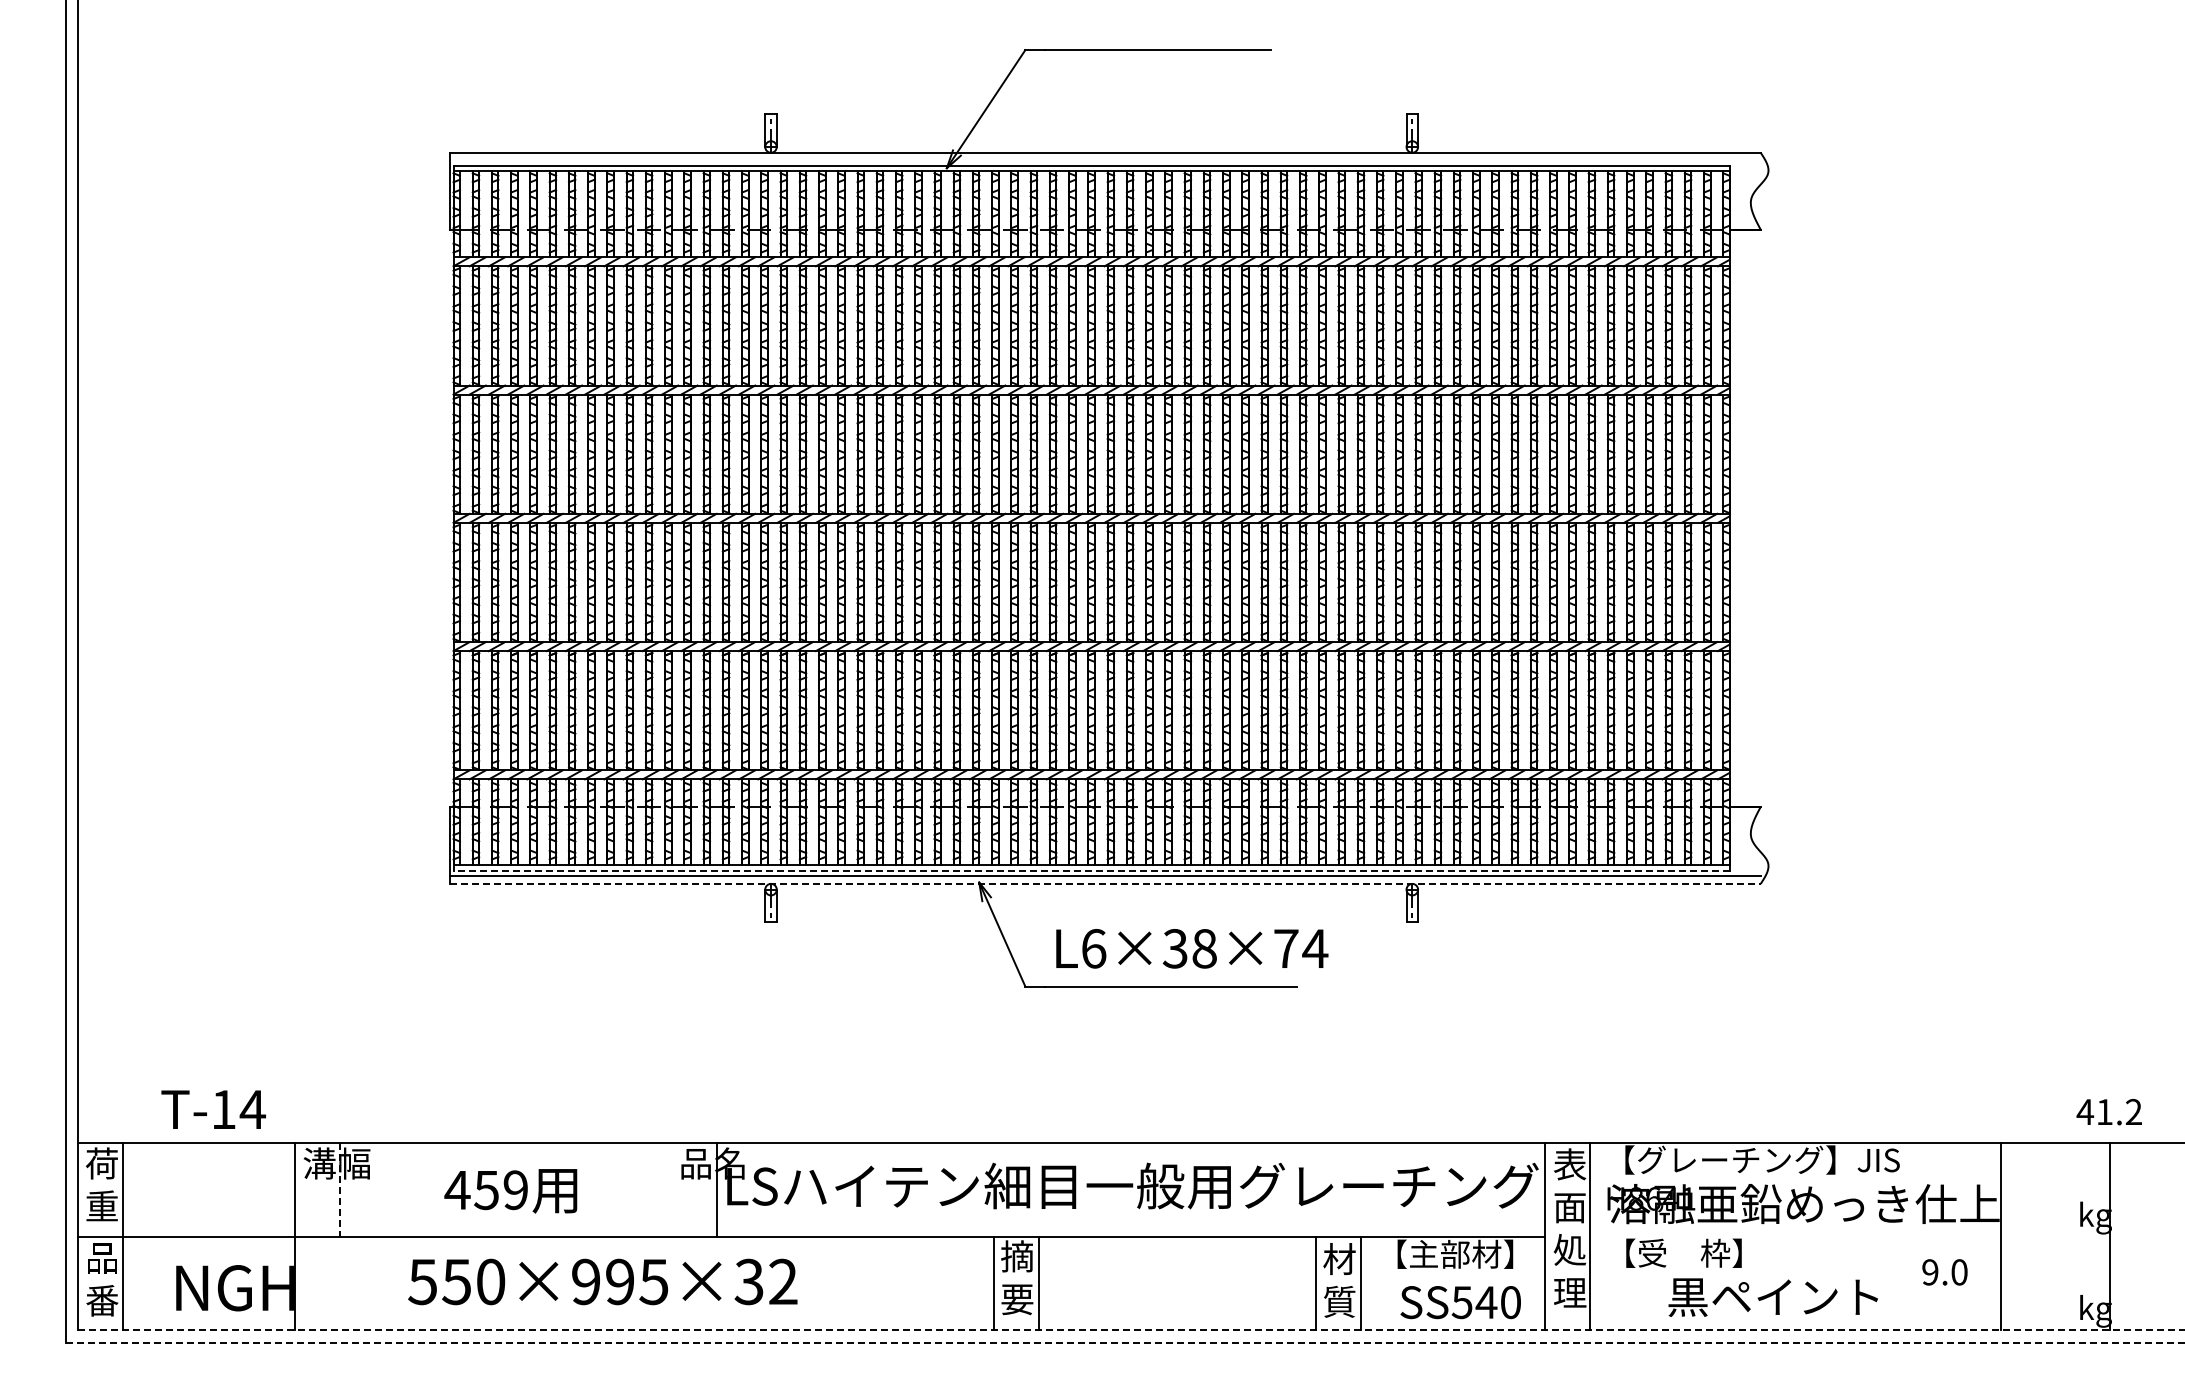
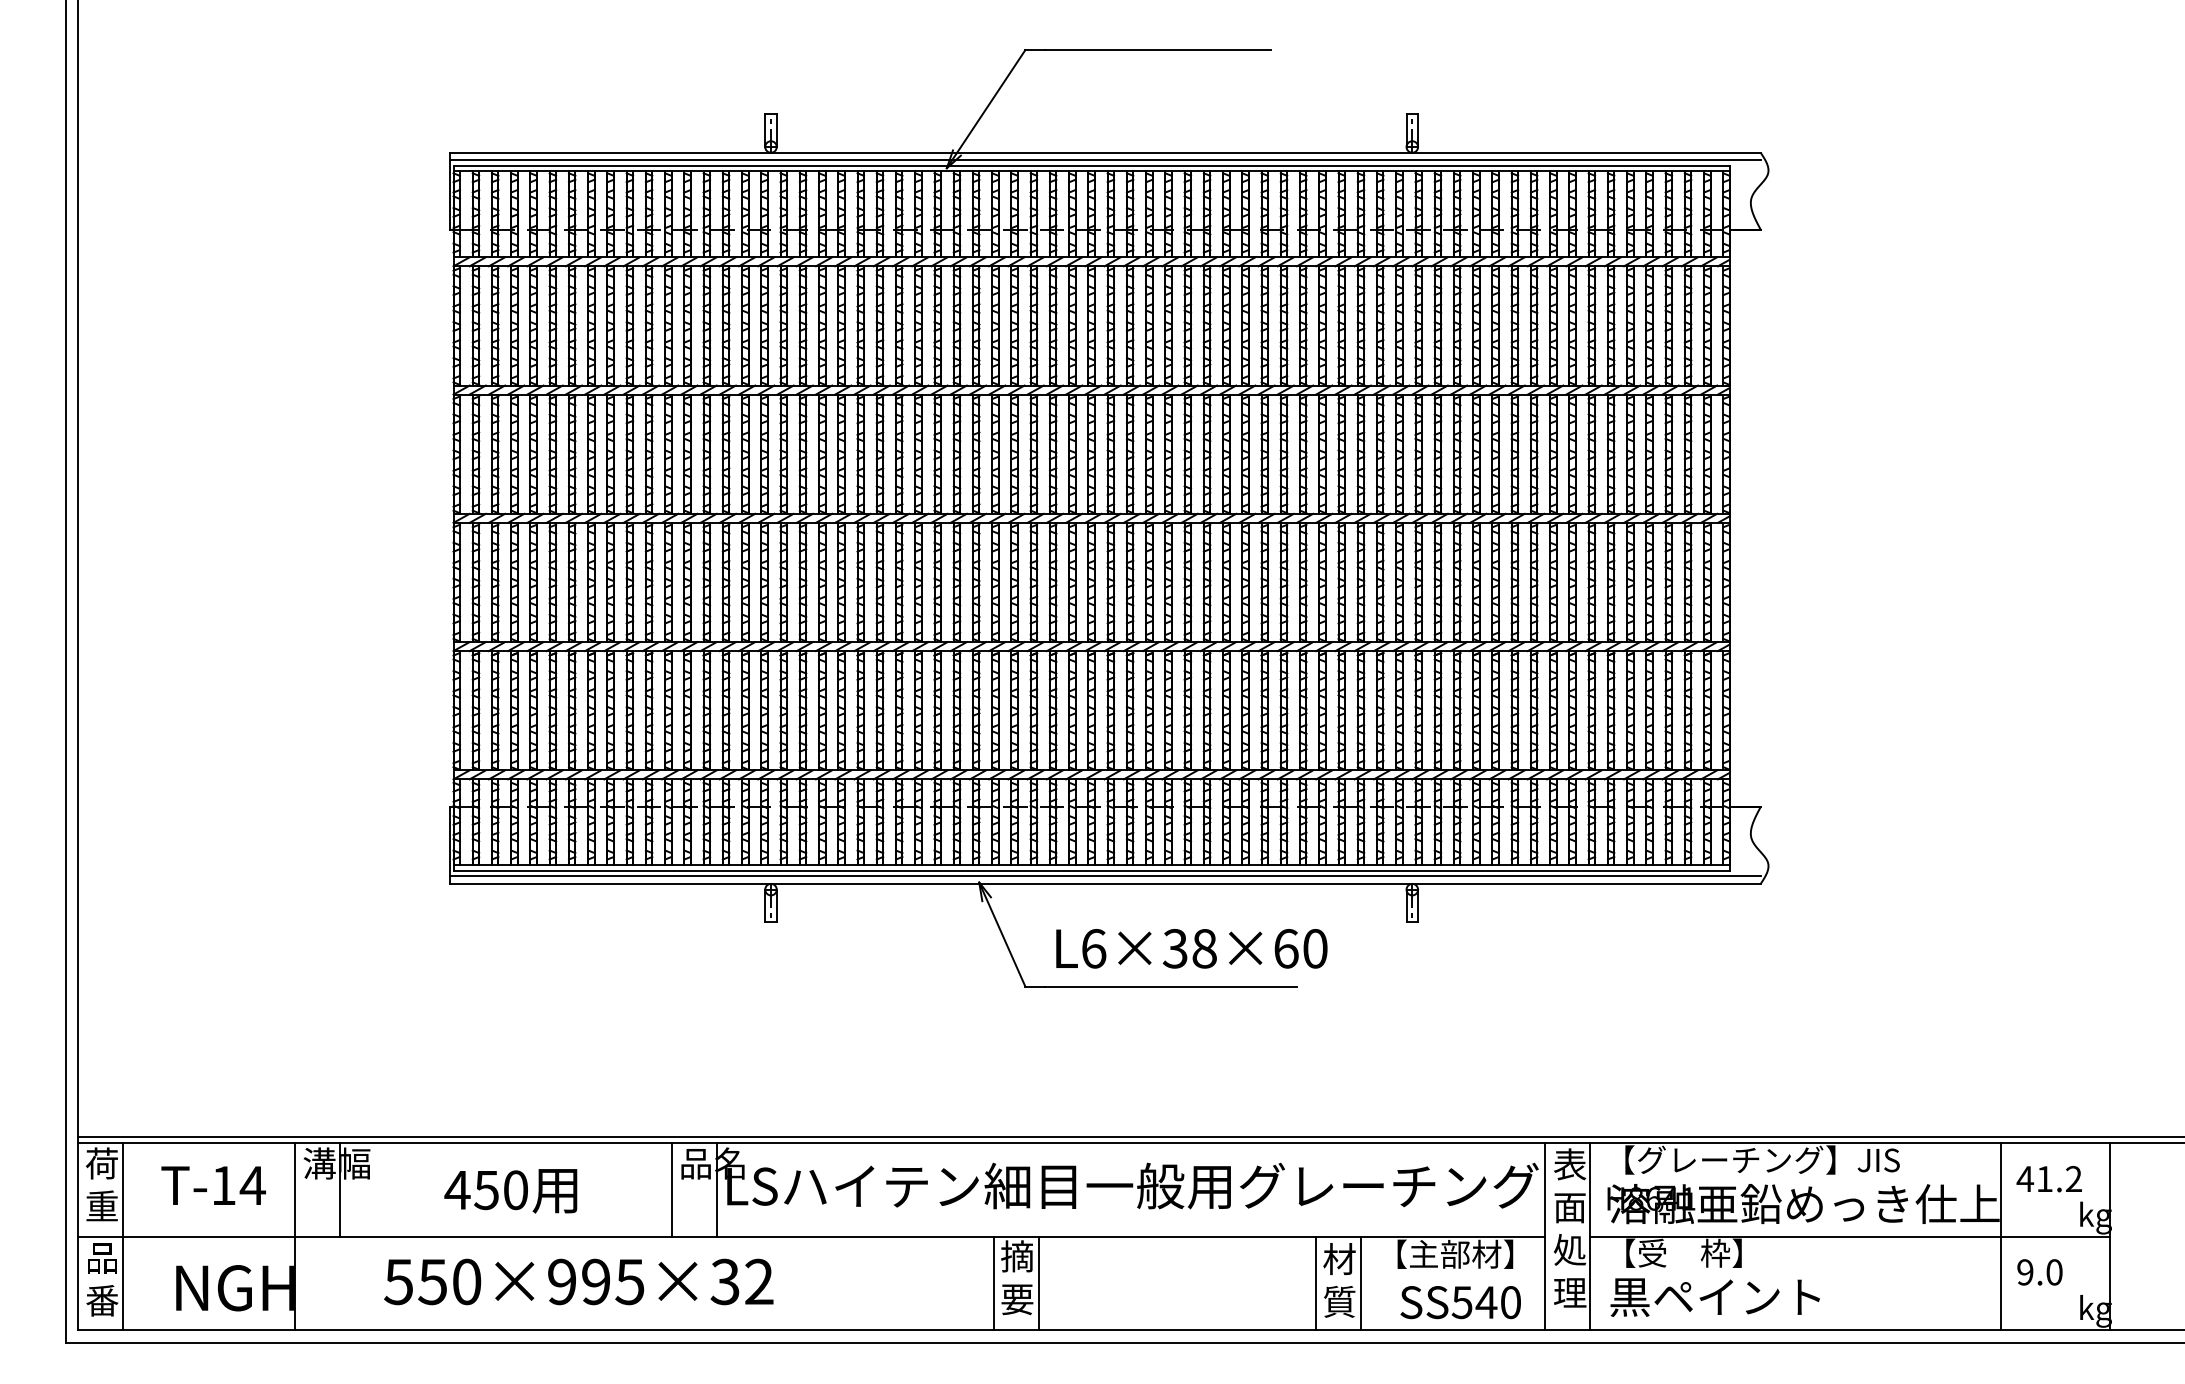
line: none -> present (1105, 160)
line: dashed -> solid (1091, 871)
line: dashed -> solid (1106, 883)
text: L6×38×74 -> L6×38×60 (1301, 948)
text position: (213, 1109) -> (213, 1185) (213, 1185)
text position: (2108, 1112) -> (2048, 1179) (2048, 1179)
line: none -> present (1129, 1137)
line: none -> present (671, 1189)
line: dashed -> solid (340, 1190)
text: 459 -> 450 (515, 1190)
line: none -> present (1850, 1236)
text position: (1944, 1272) -> (2039, 1272) (2039, 1272)
text position: (602, 1281) -> (578, 1281) (578, 1281)
text position: (1772, 1297) -> (1714, 1297) (1714, 1297)
line: dashed -> solid (1132, 1329)
line: dashed -> solid (1125, 1342)
